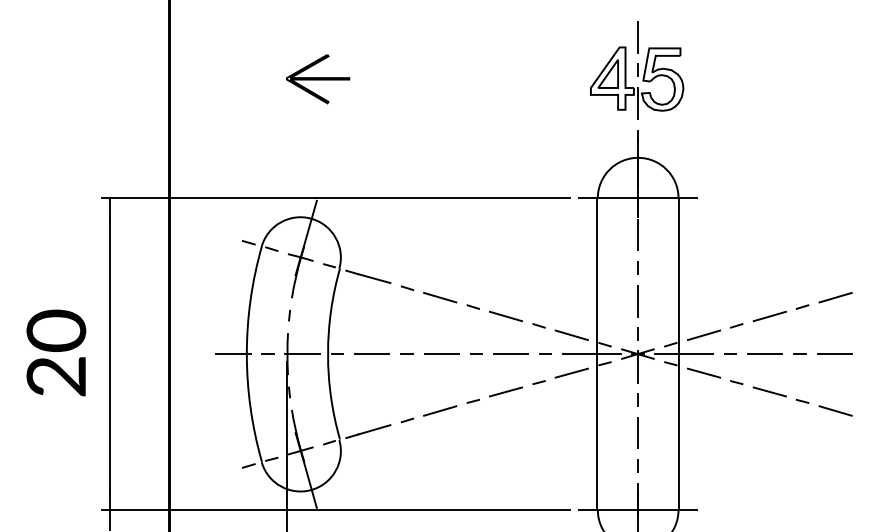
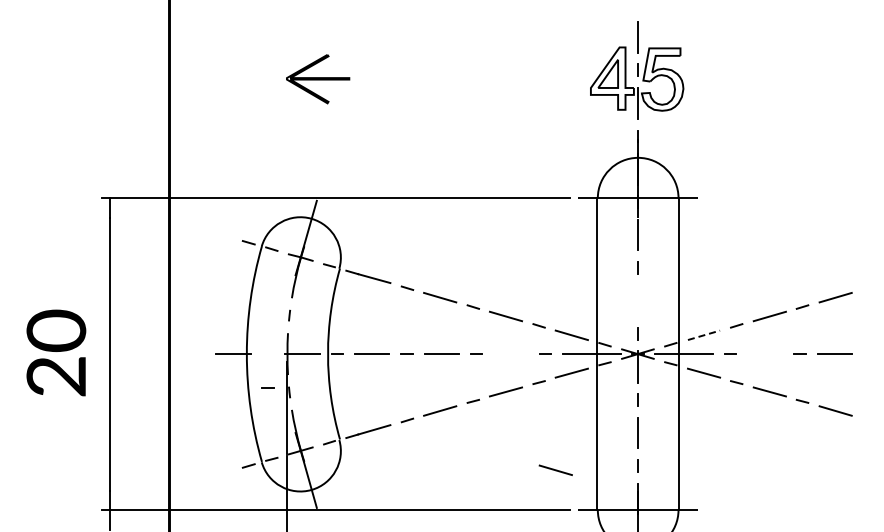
line: present -> none (637, 300)
line: solid -> dashed (704, 335)
line position: (267, 353) -> (267, 387) (267, 387)
line: present -> none (764, 353)
line: present -> none (510, 354)
line: none -> present (555, 469)
